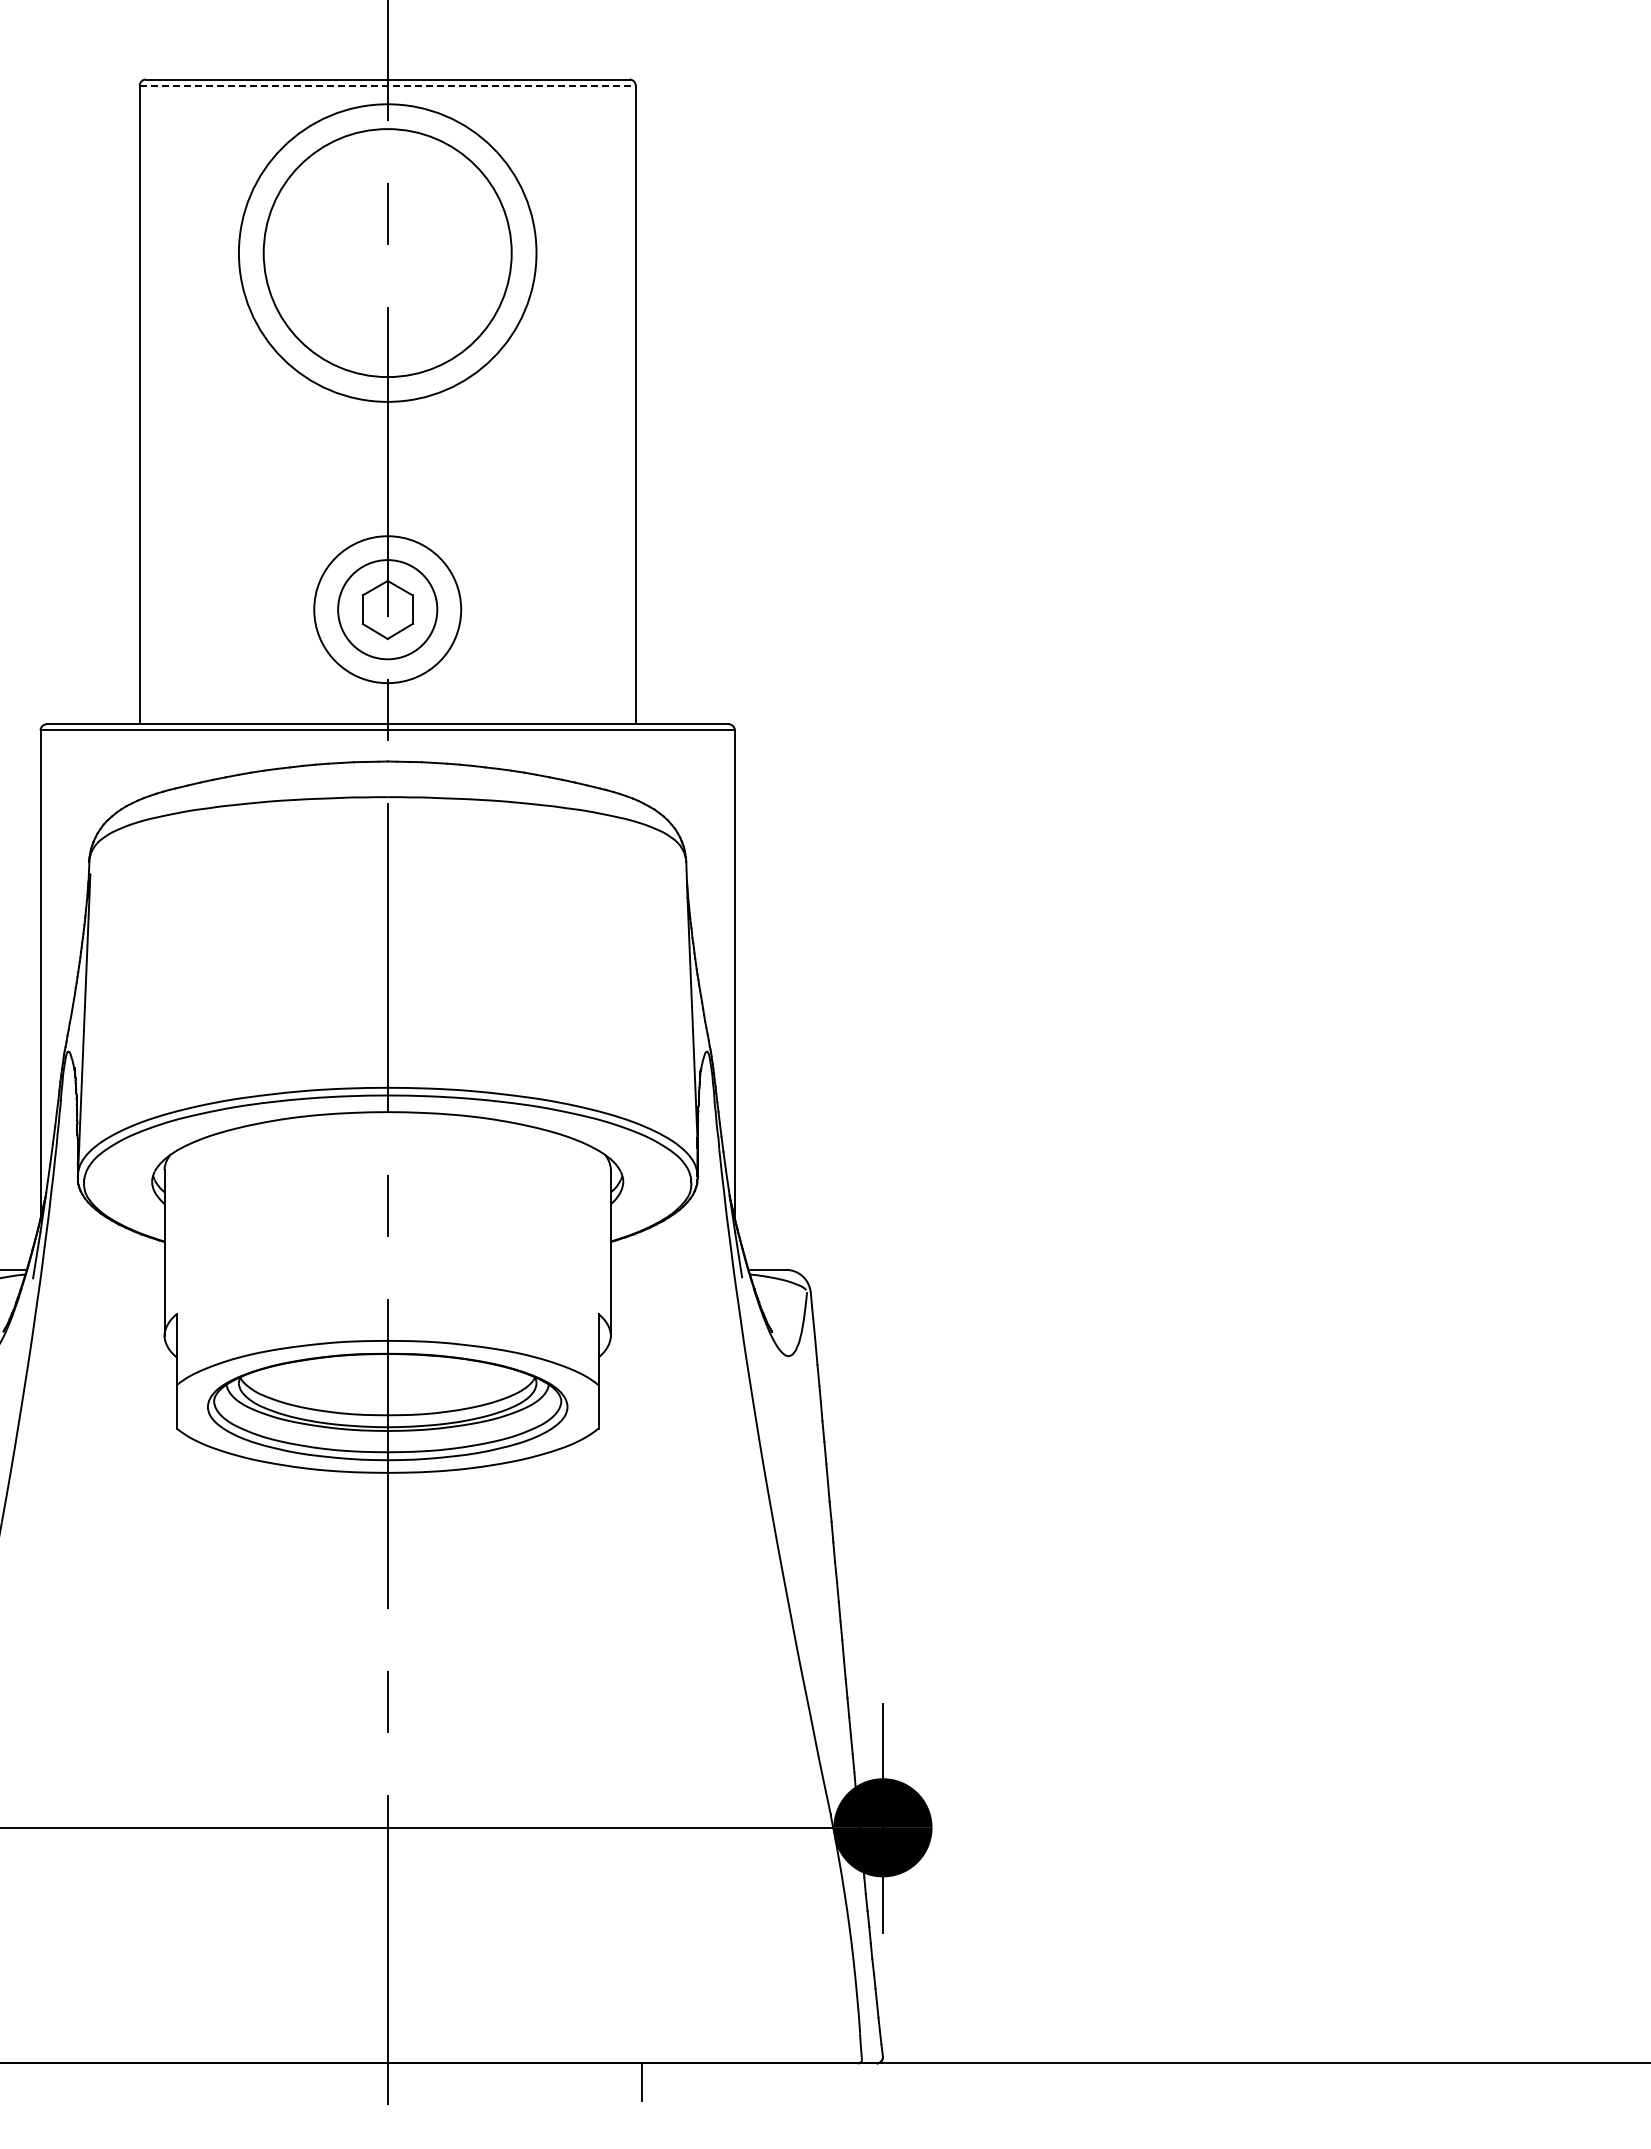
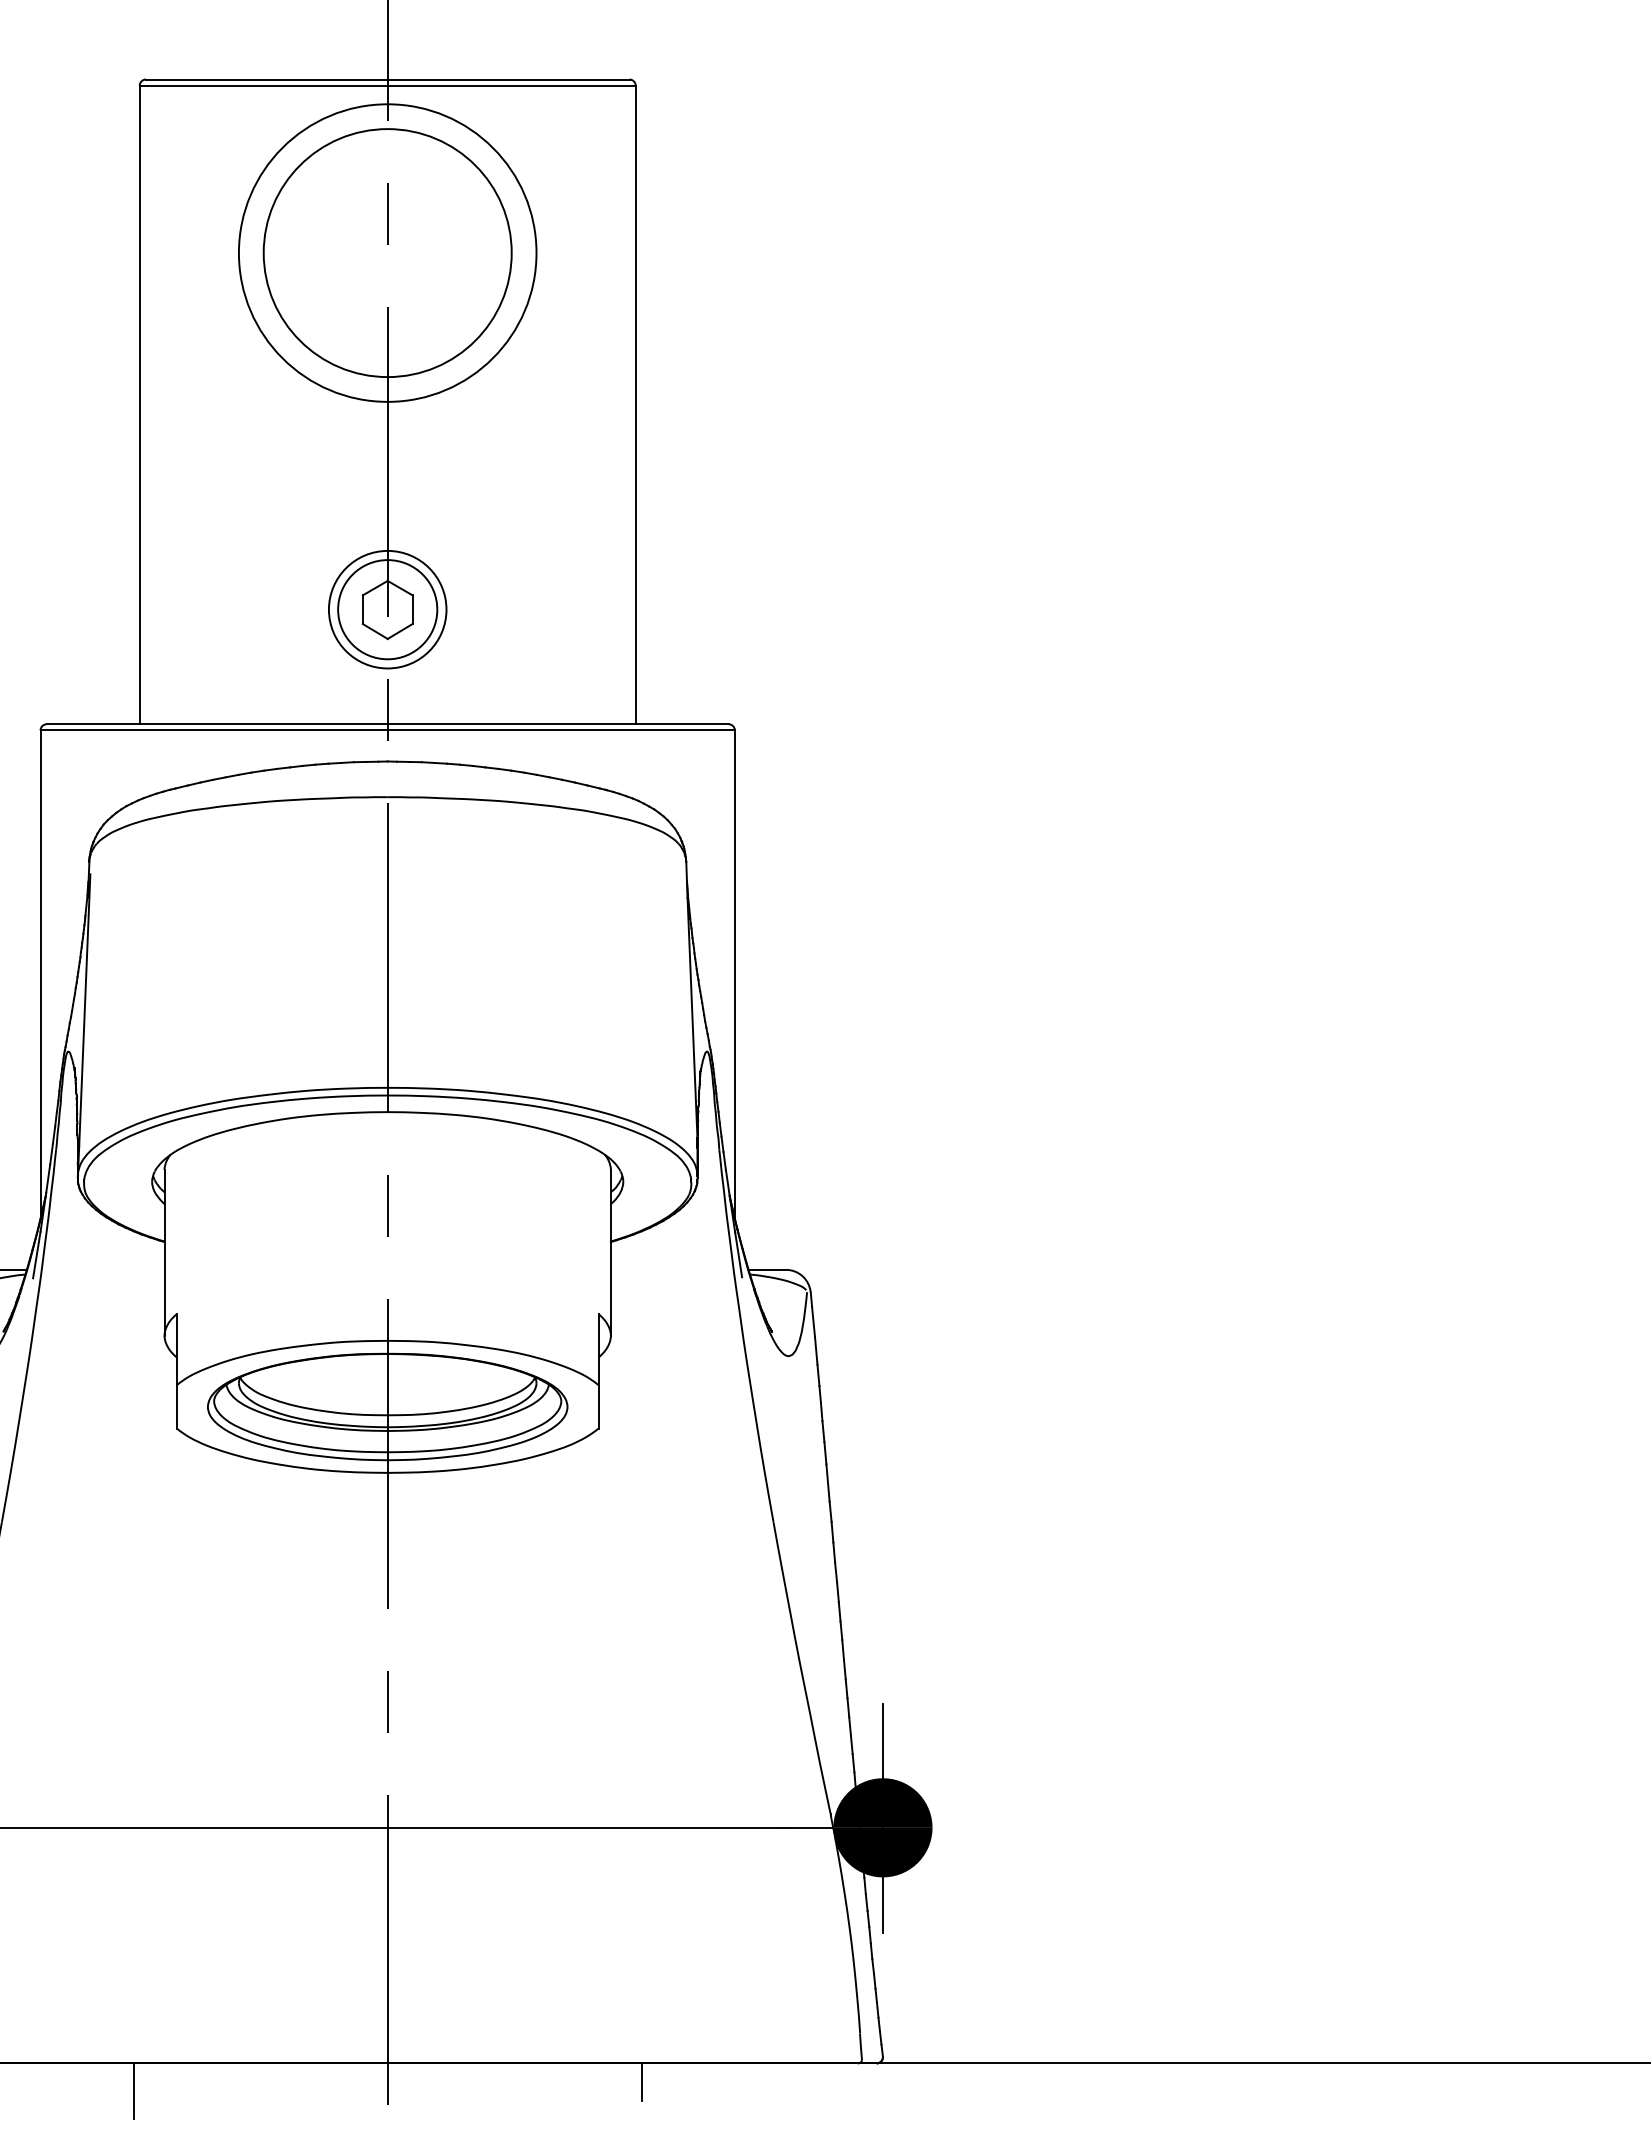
line: dashed -> solid (387, 85)
circle diameter: 147 px -> 118 px (387, 609)
line: none -> present (133, 2091)
